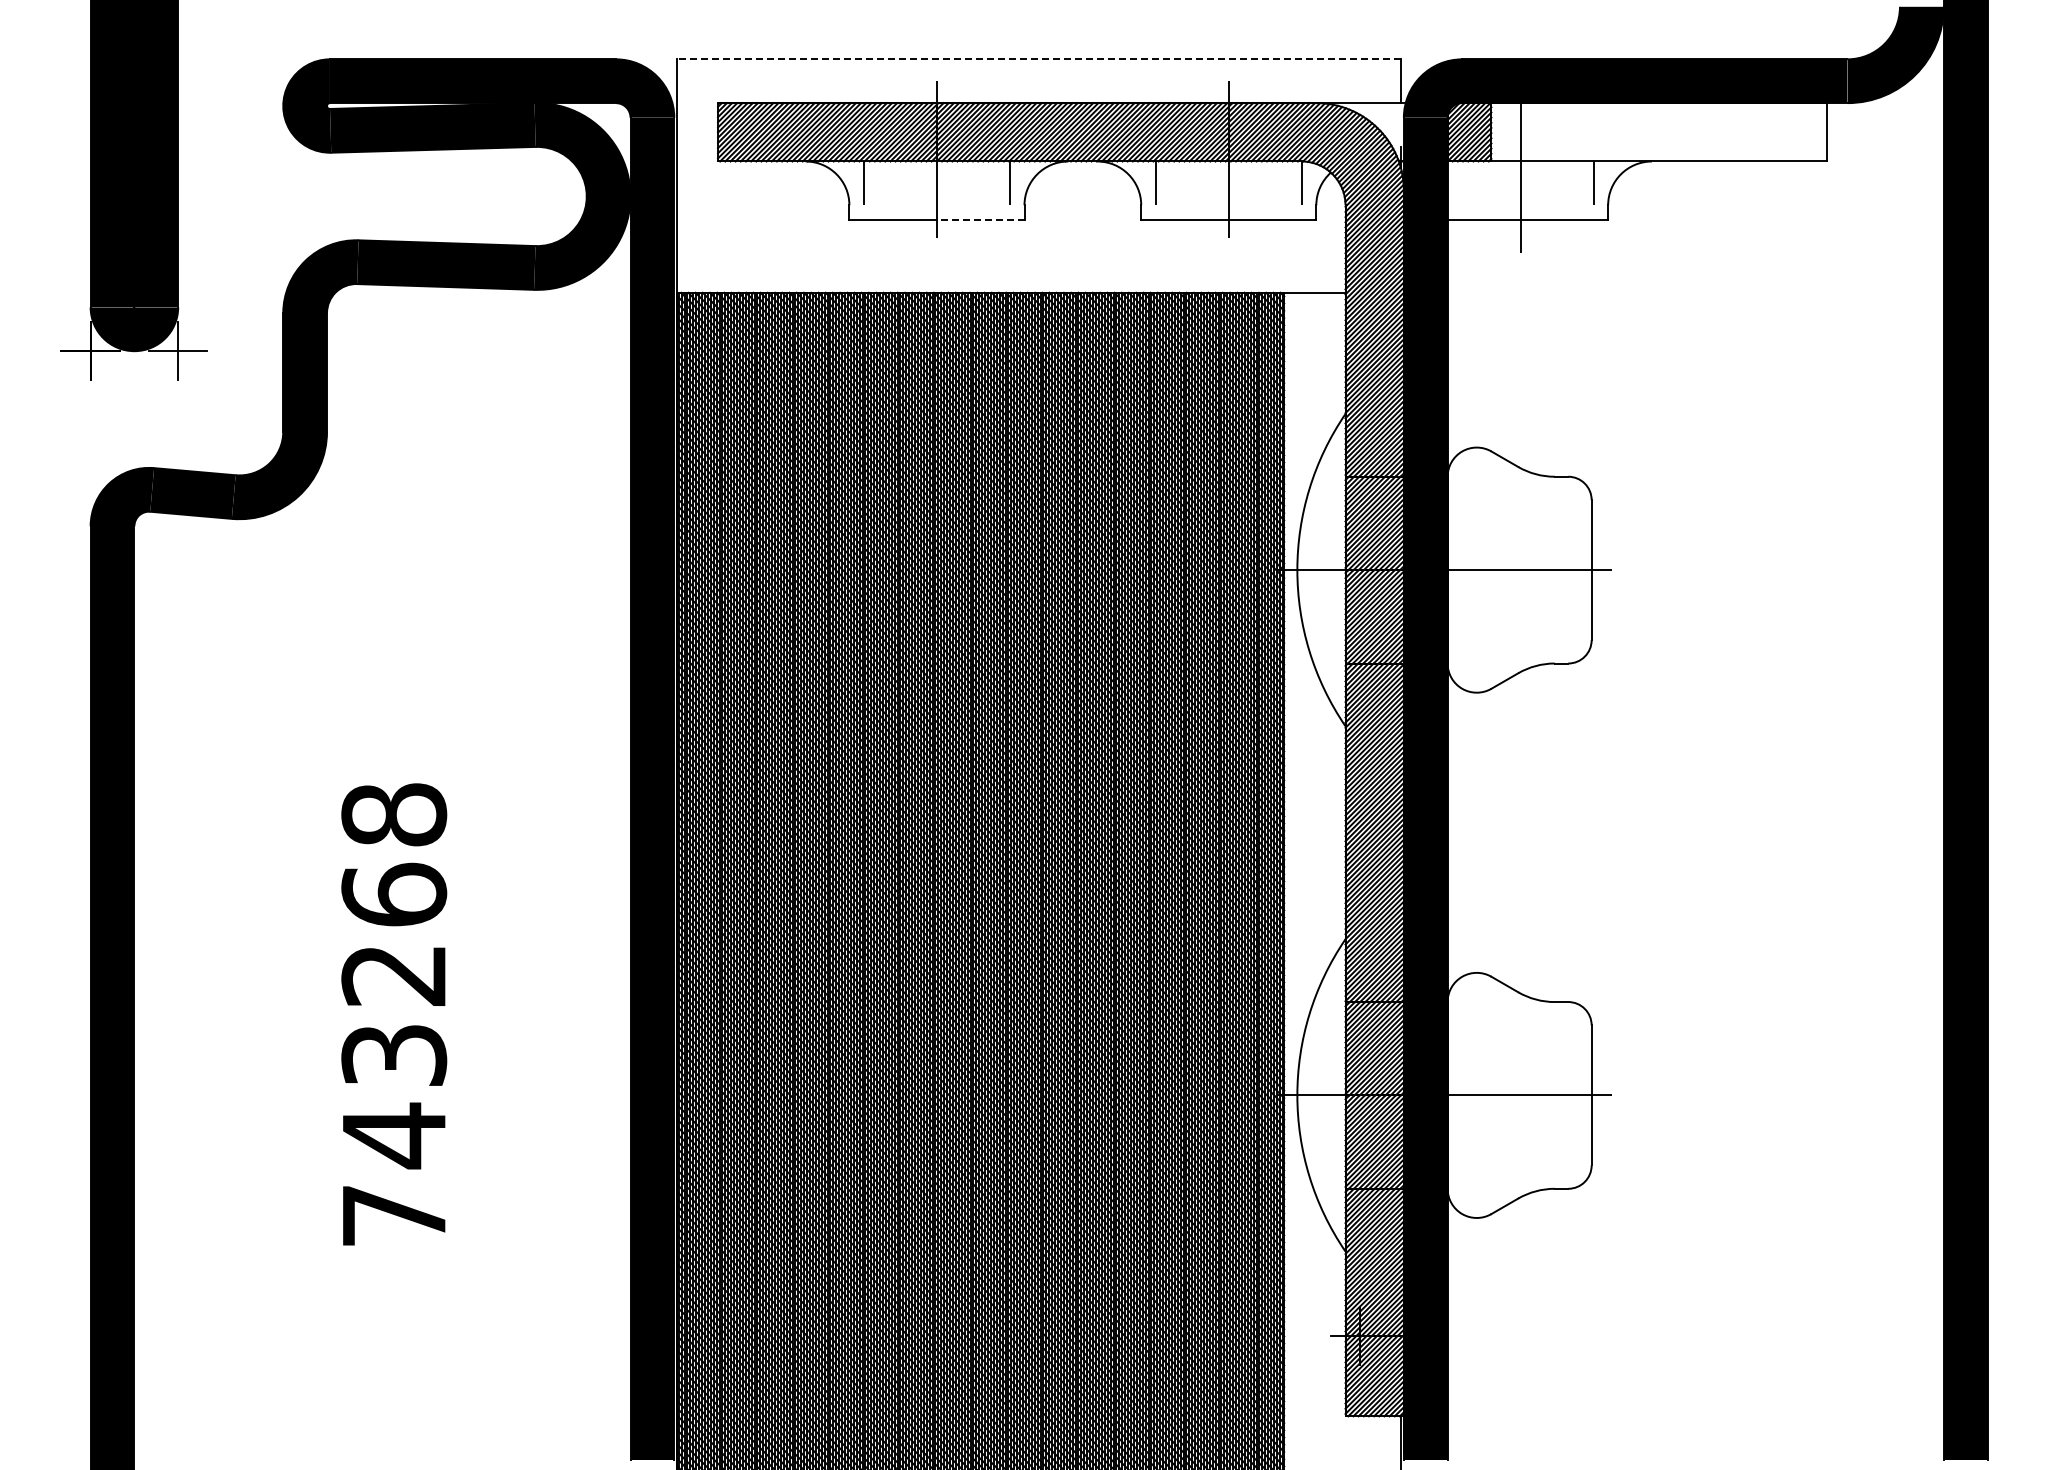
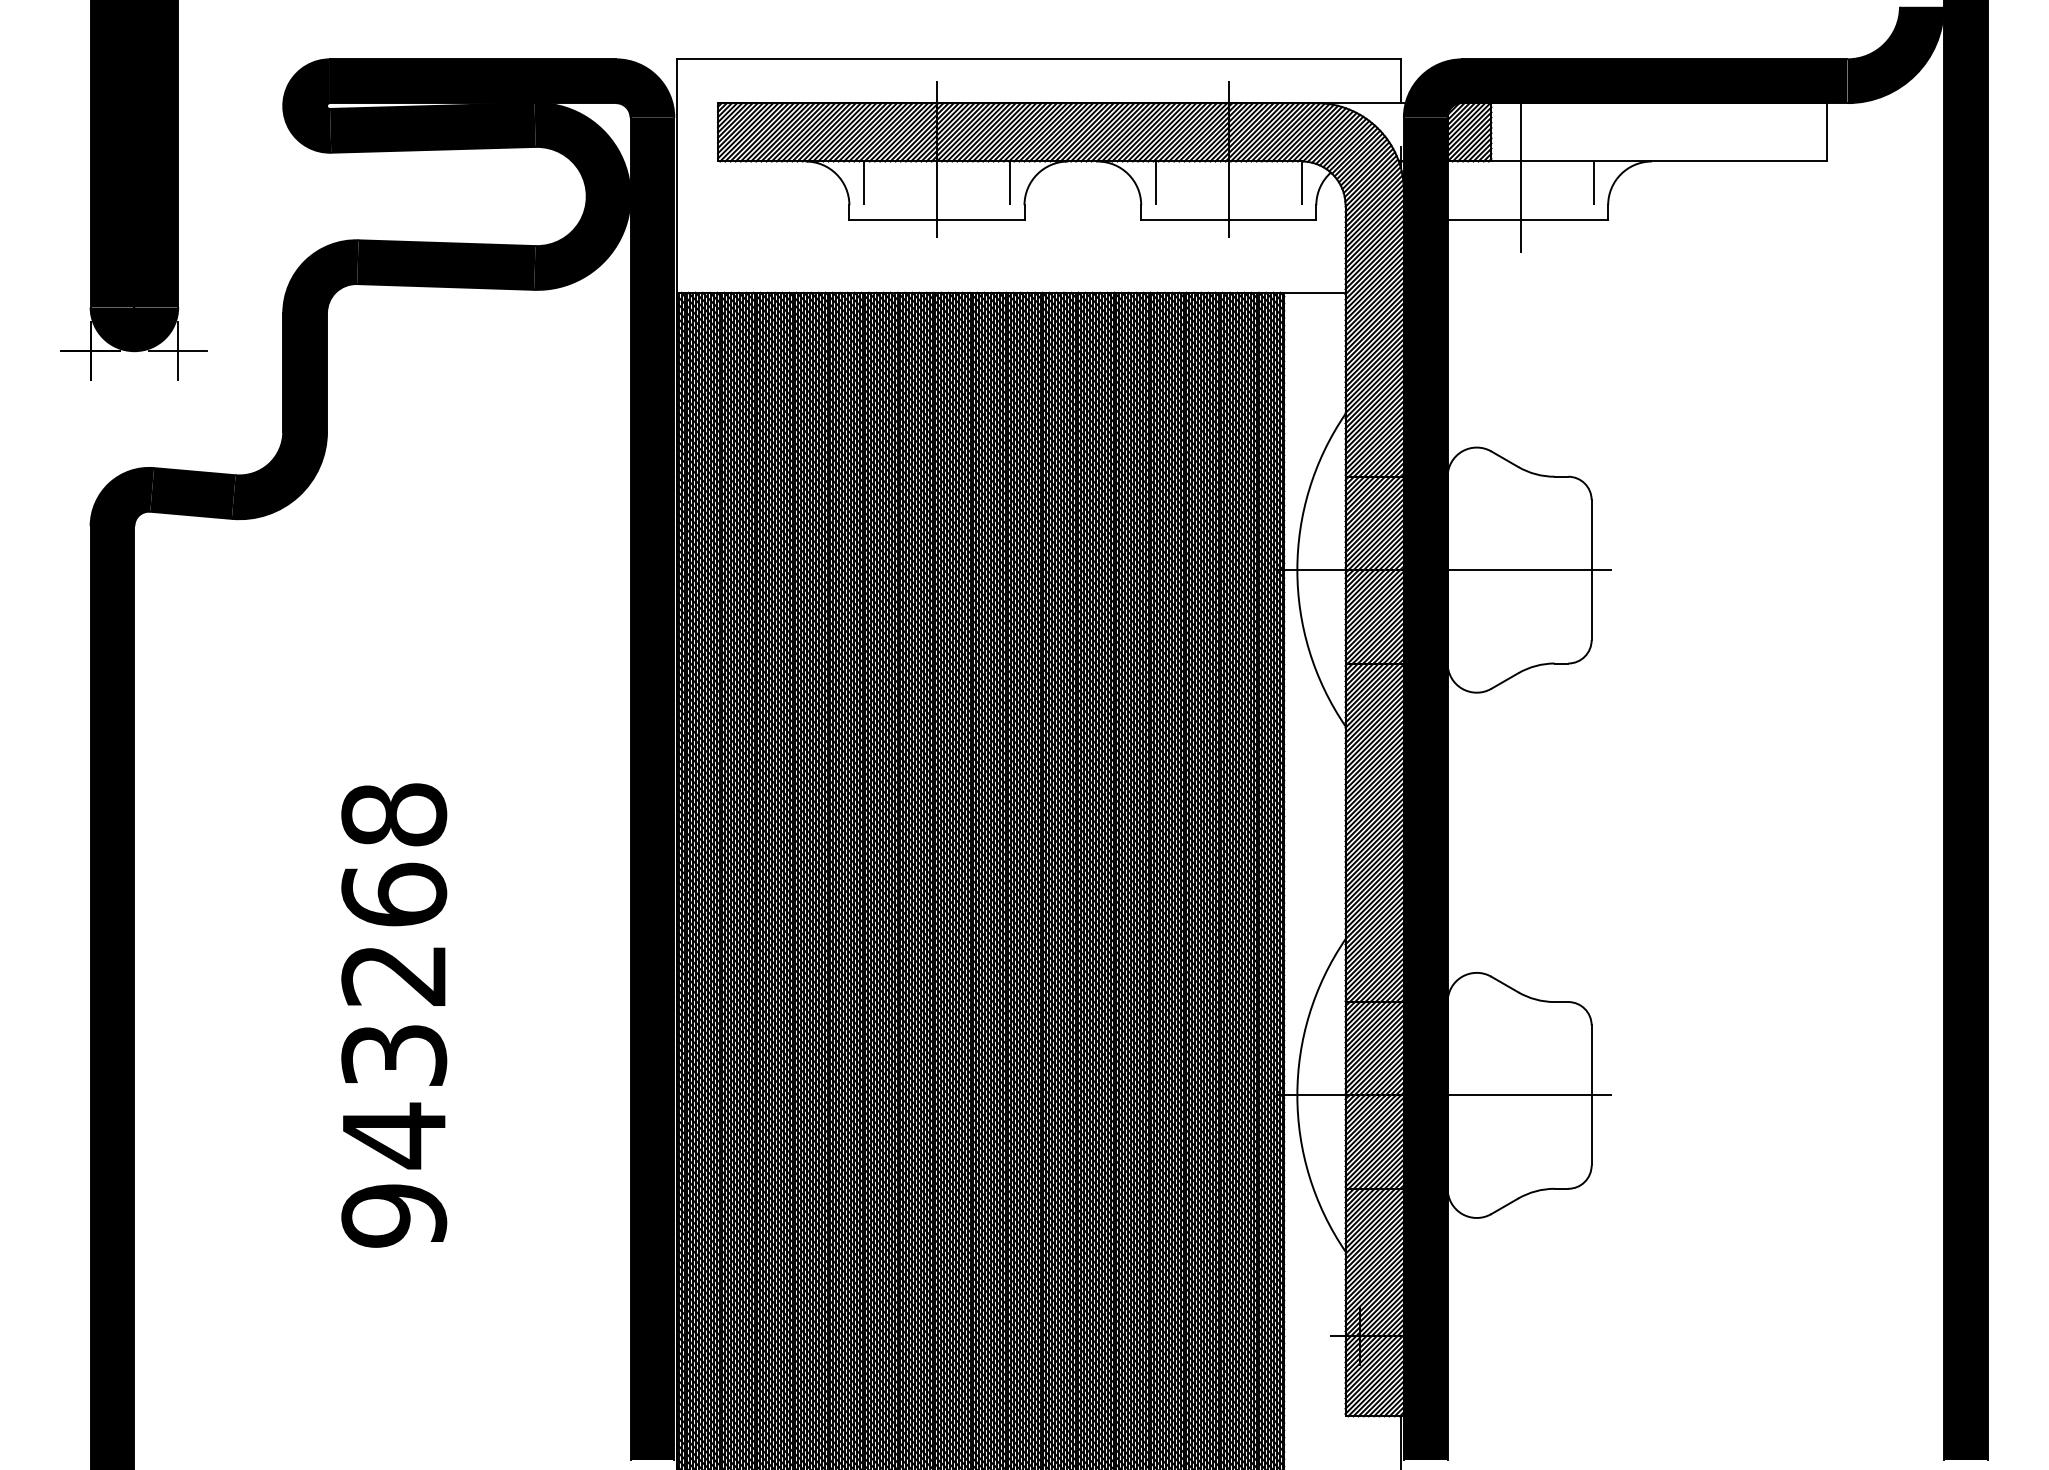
line: dashed -> solid (1039, 59)
line: dashed -> solid (980, 219)
text: 743268 -> 943268 (394, 1215)
